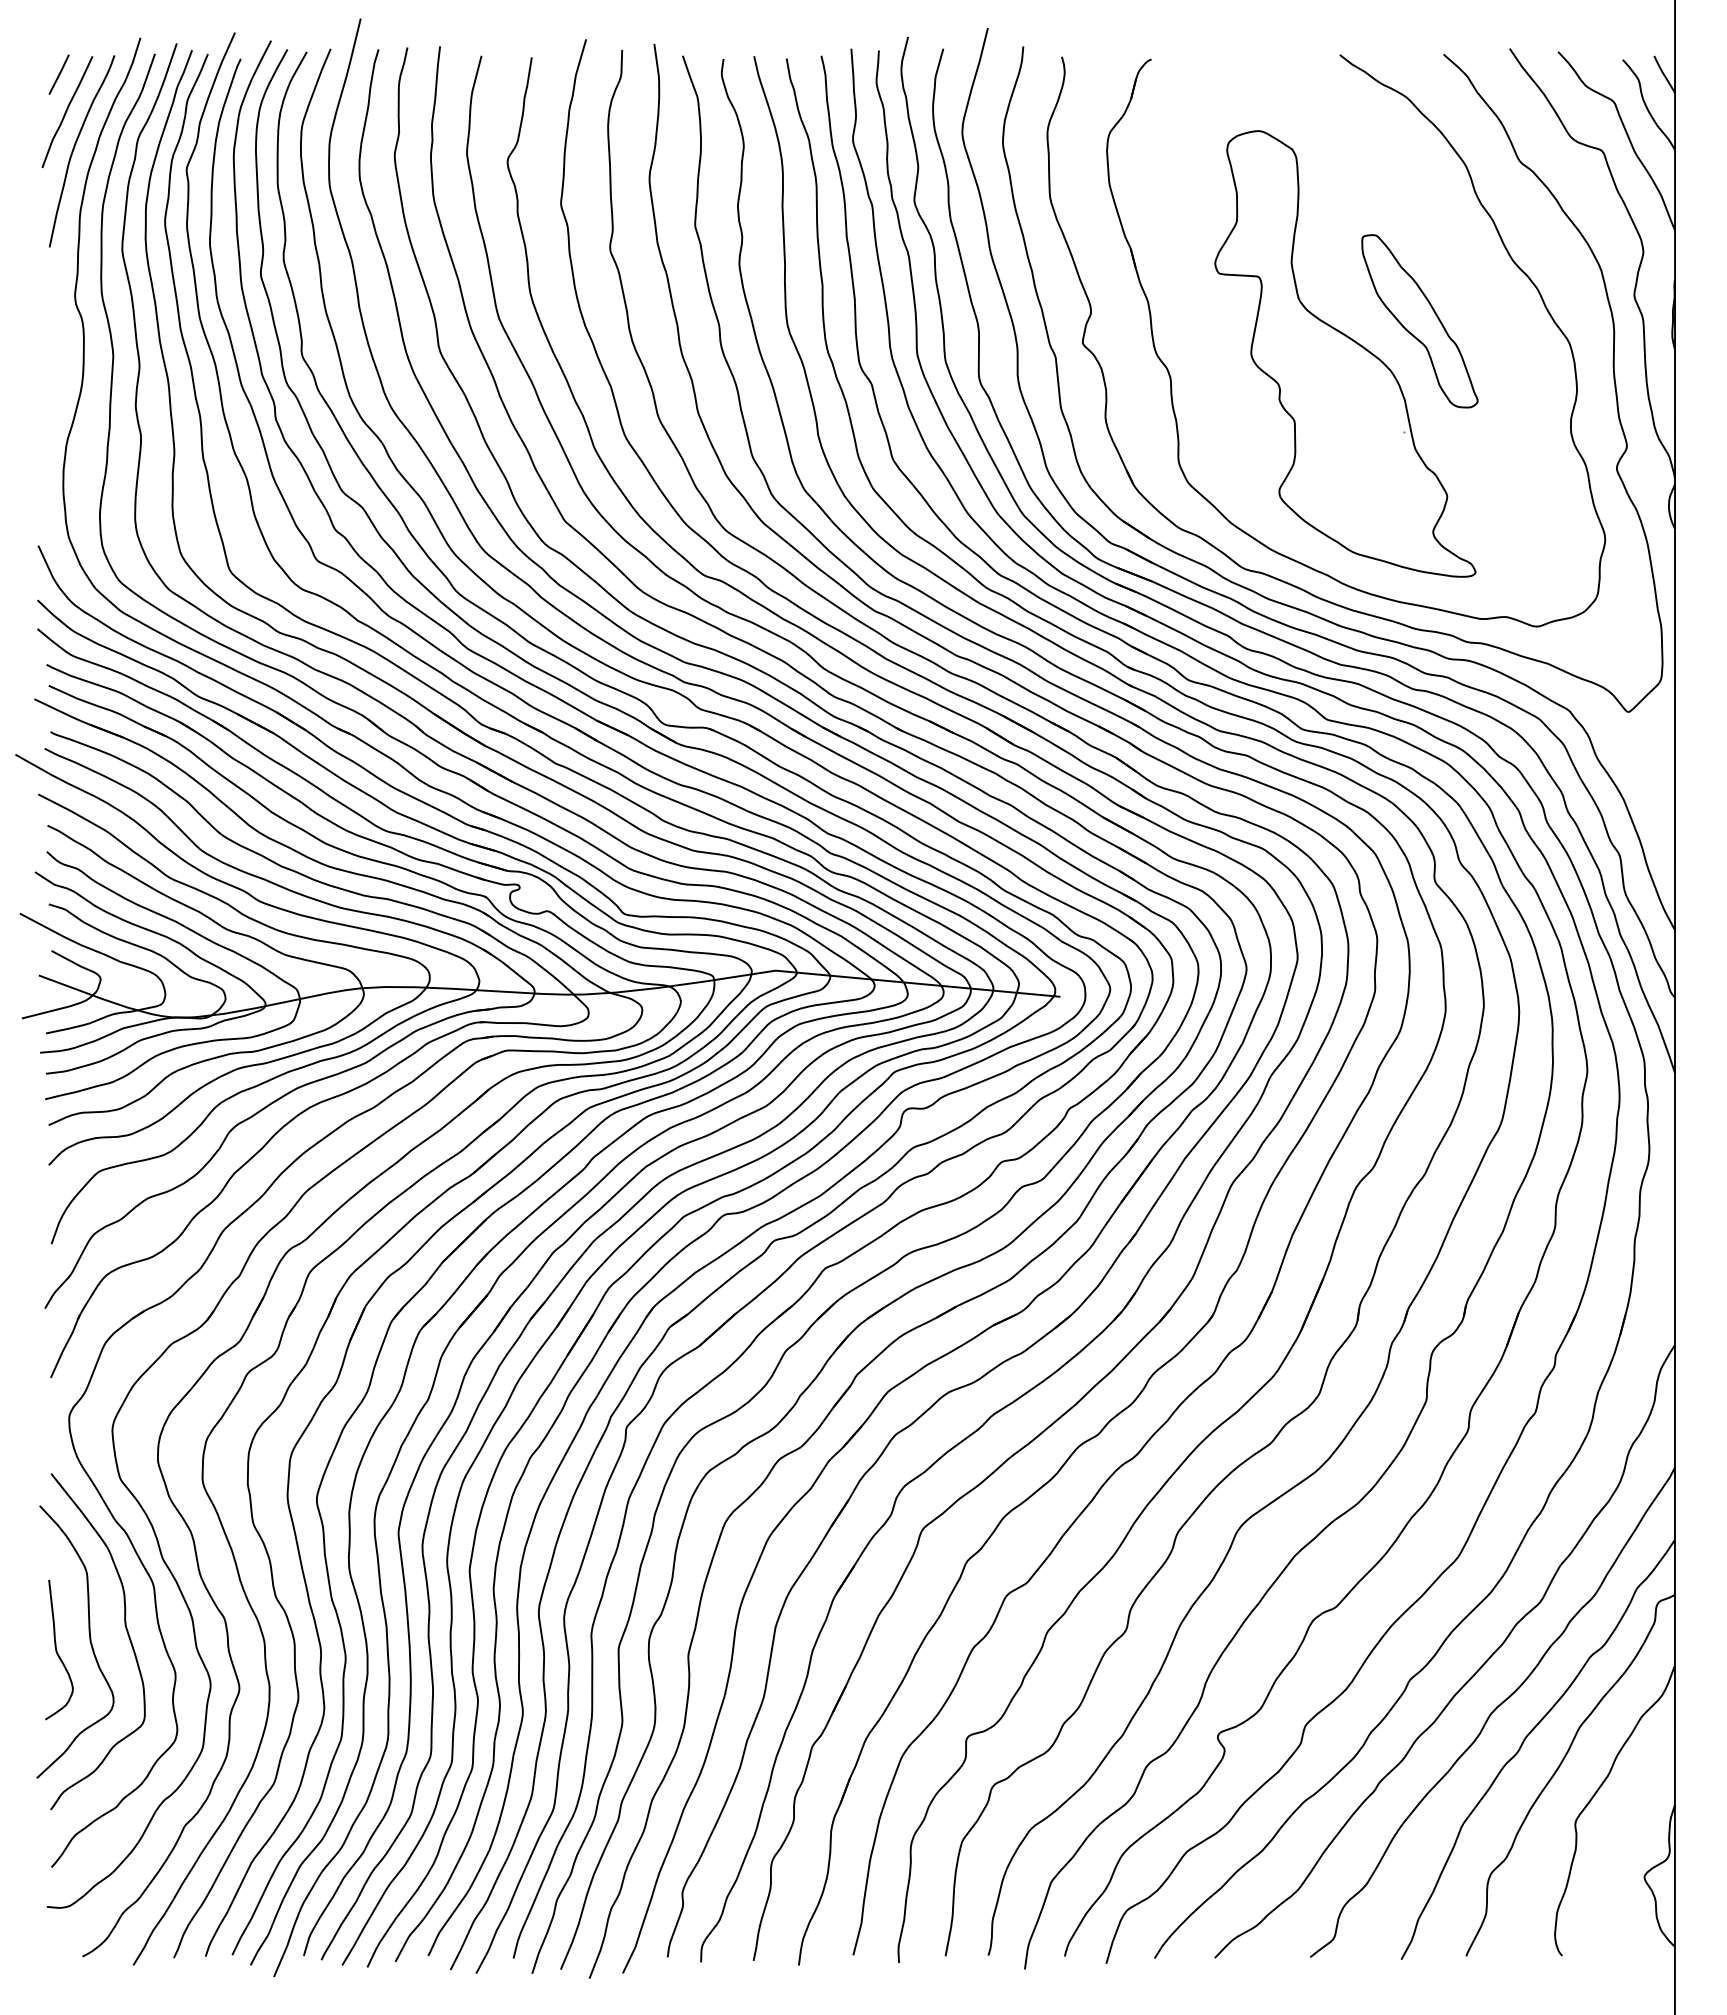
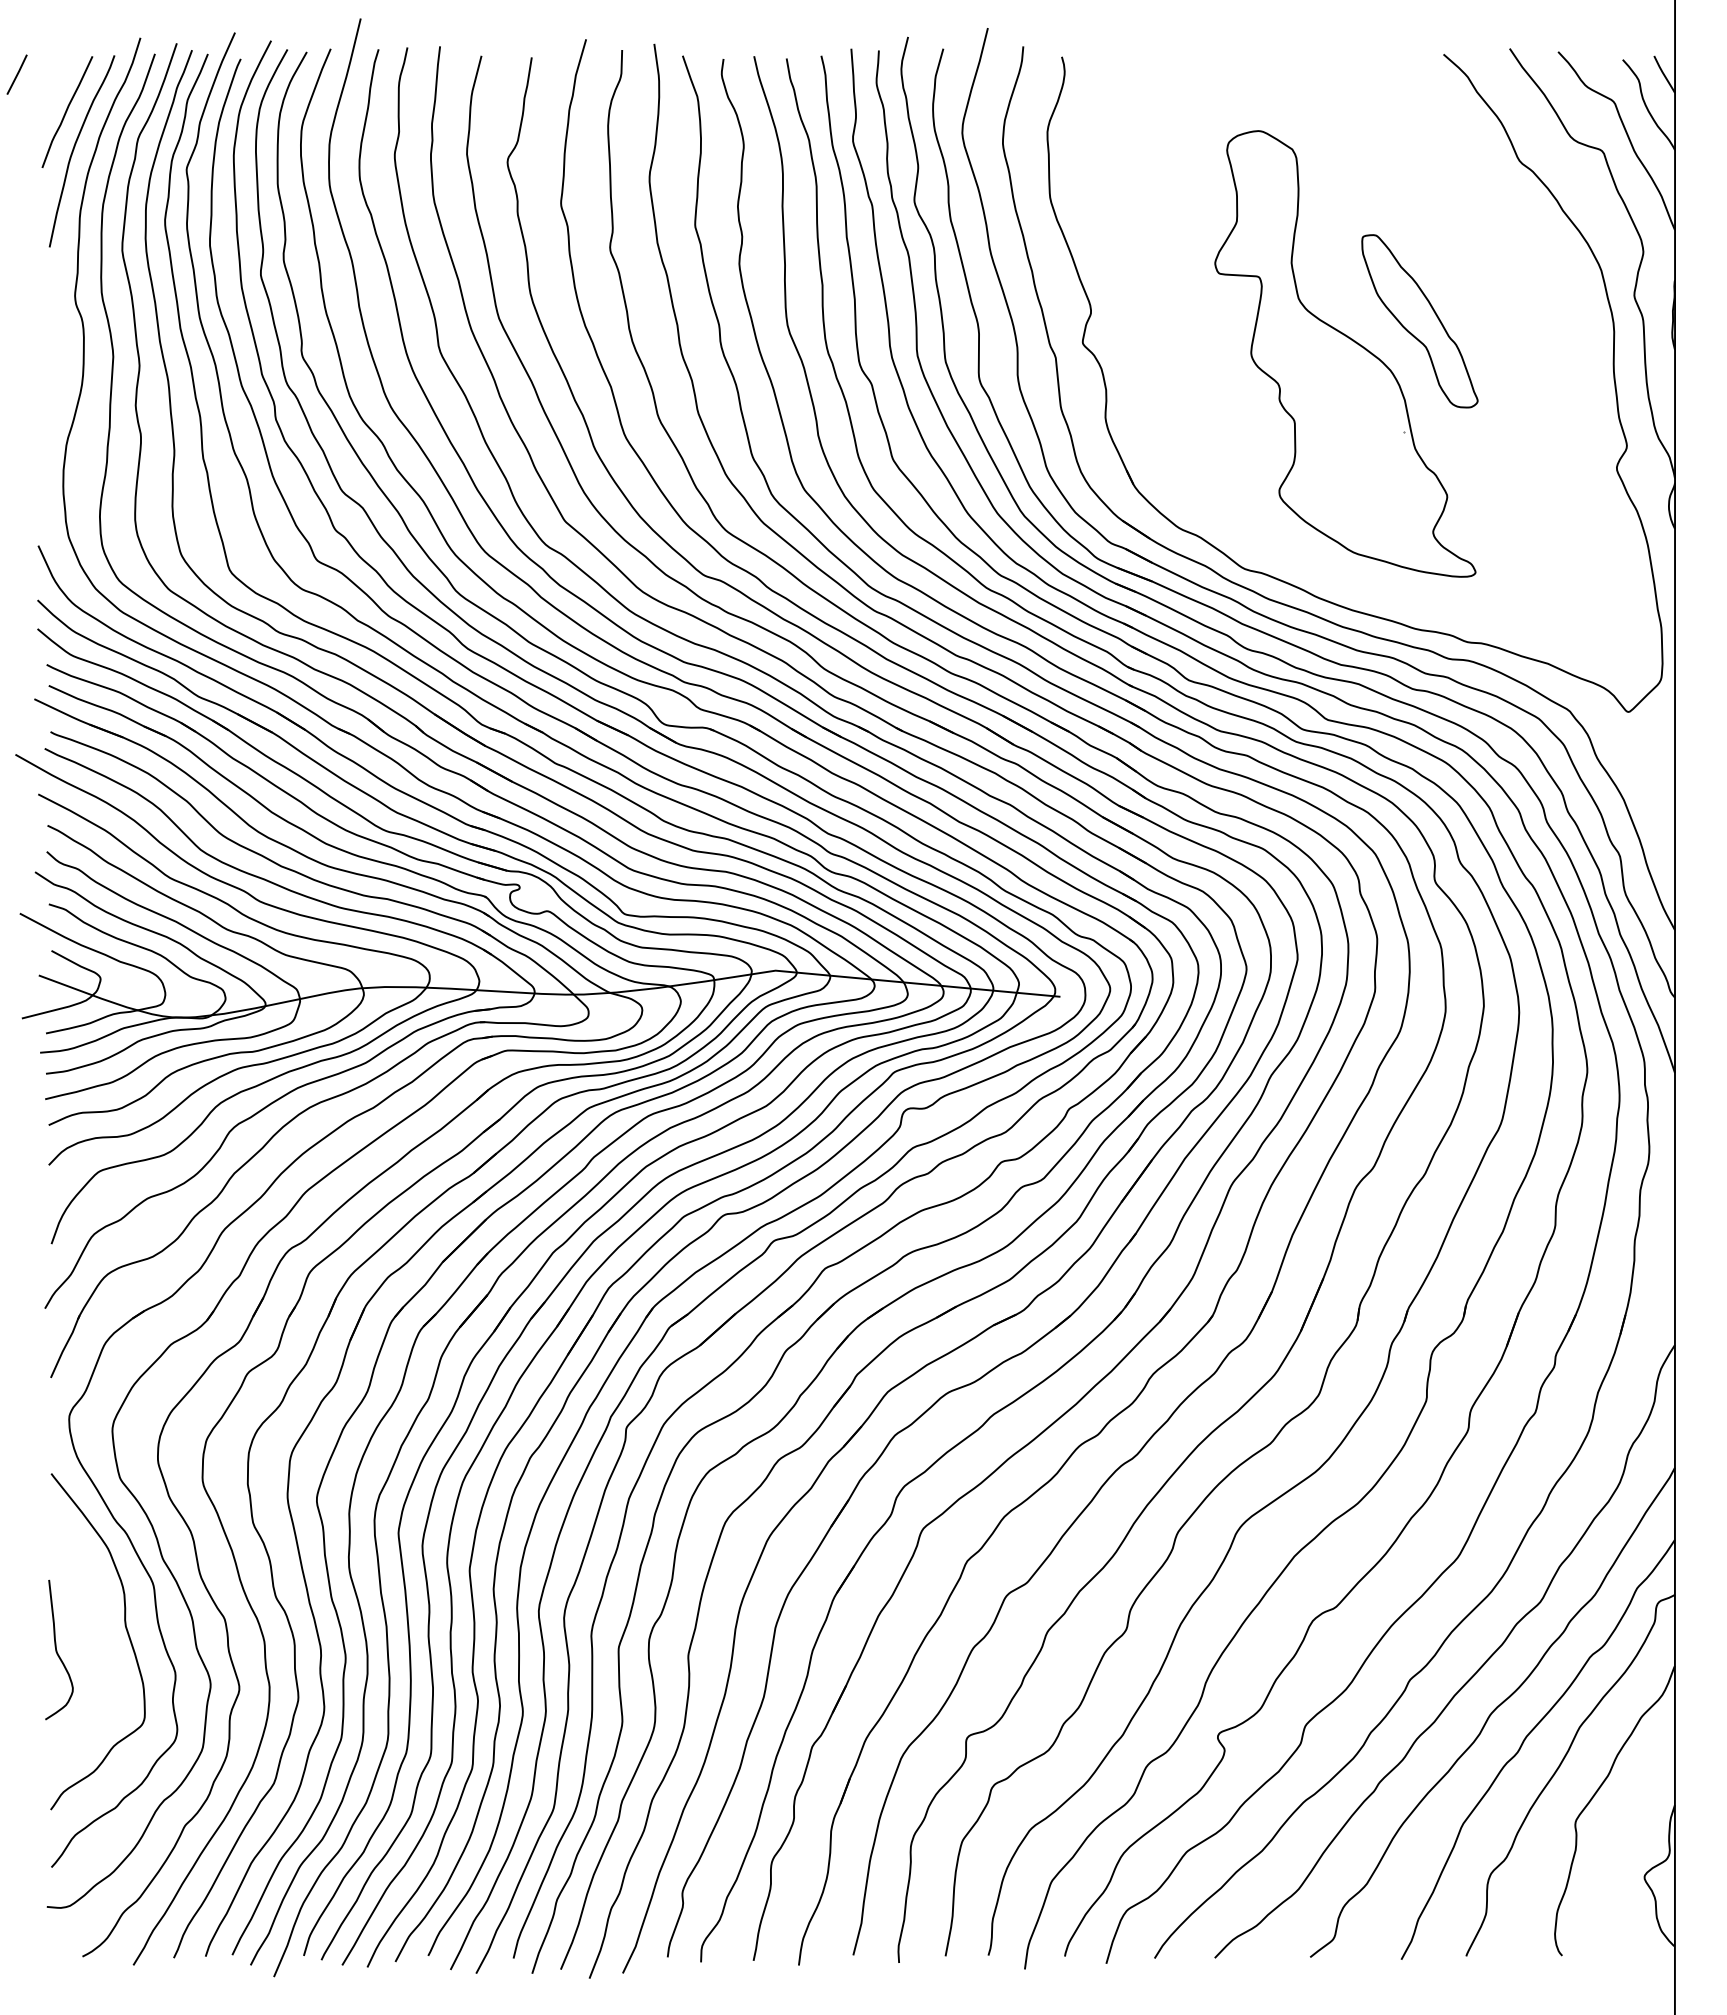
line position: (58, 74) -> (16, 74) (16, 74)
part: present -> none (1509, 257)
curve: present -> none (89, 1641)
